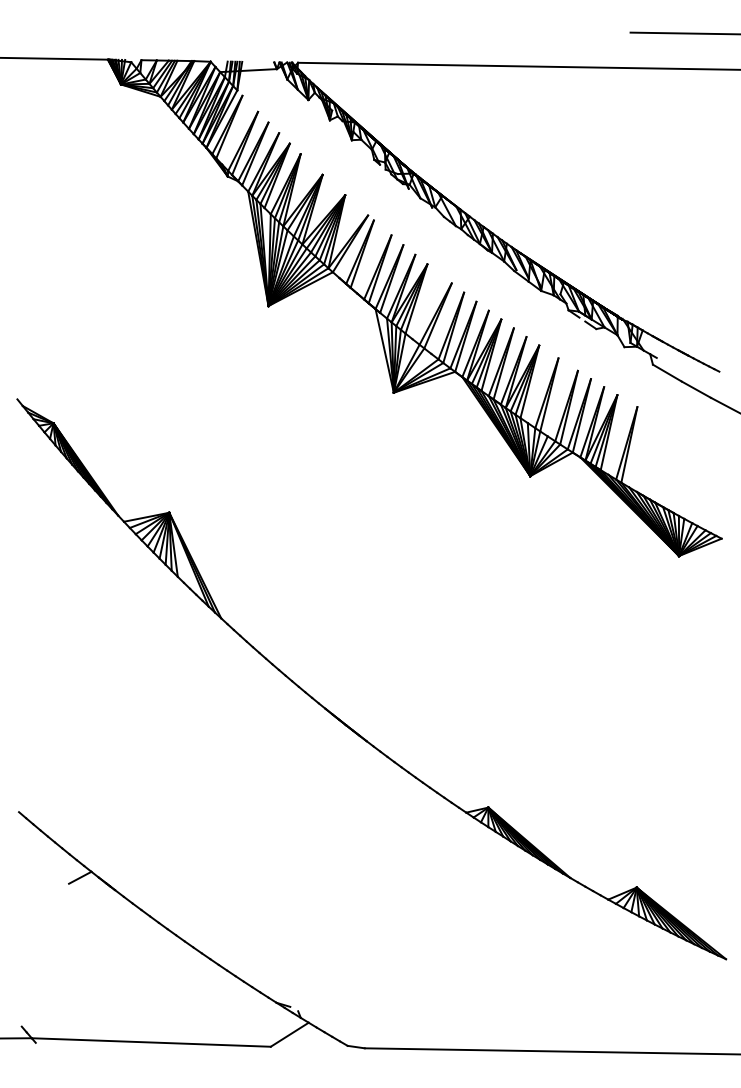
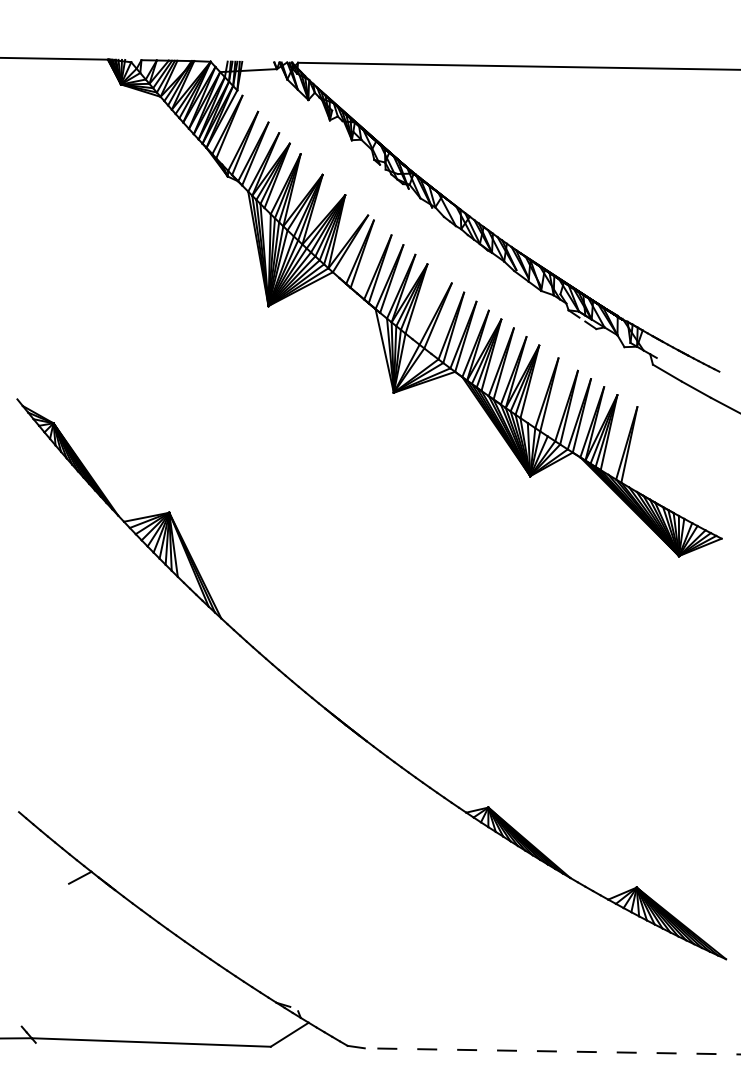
line: present -> none (683, 33)
line: solid -> dashed (552, 1051)
